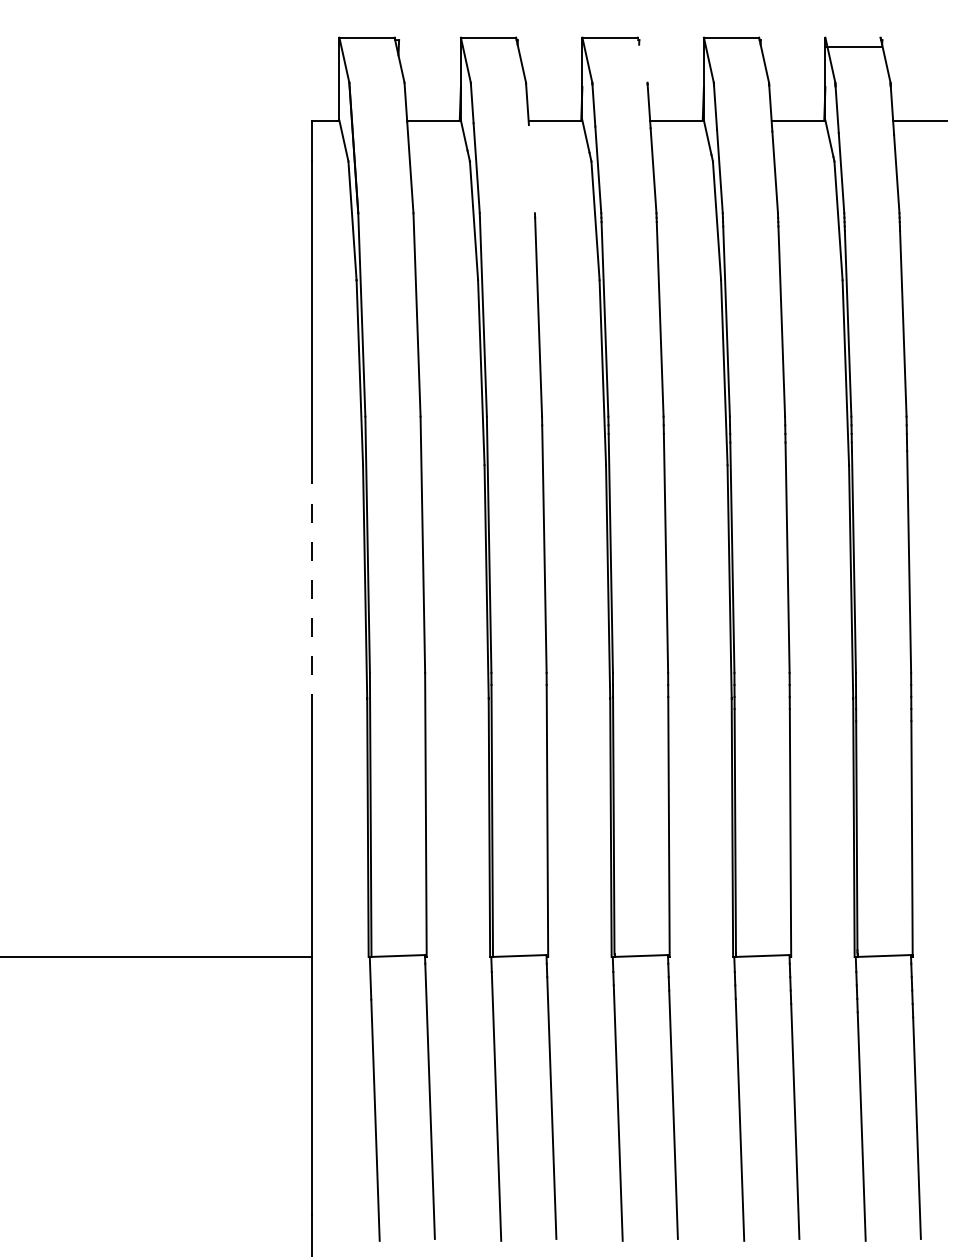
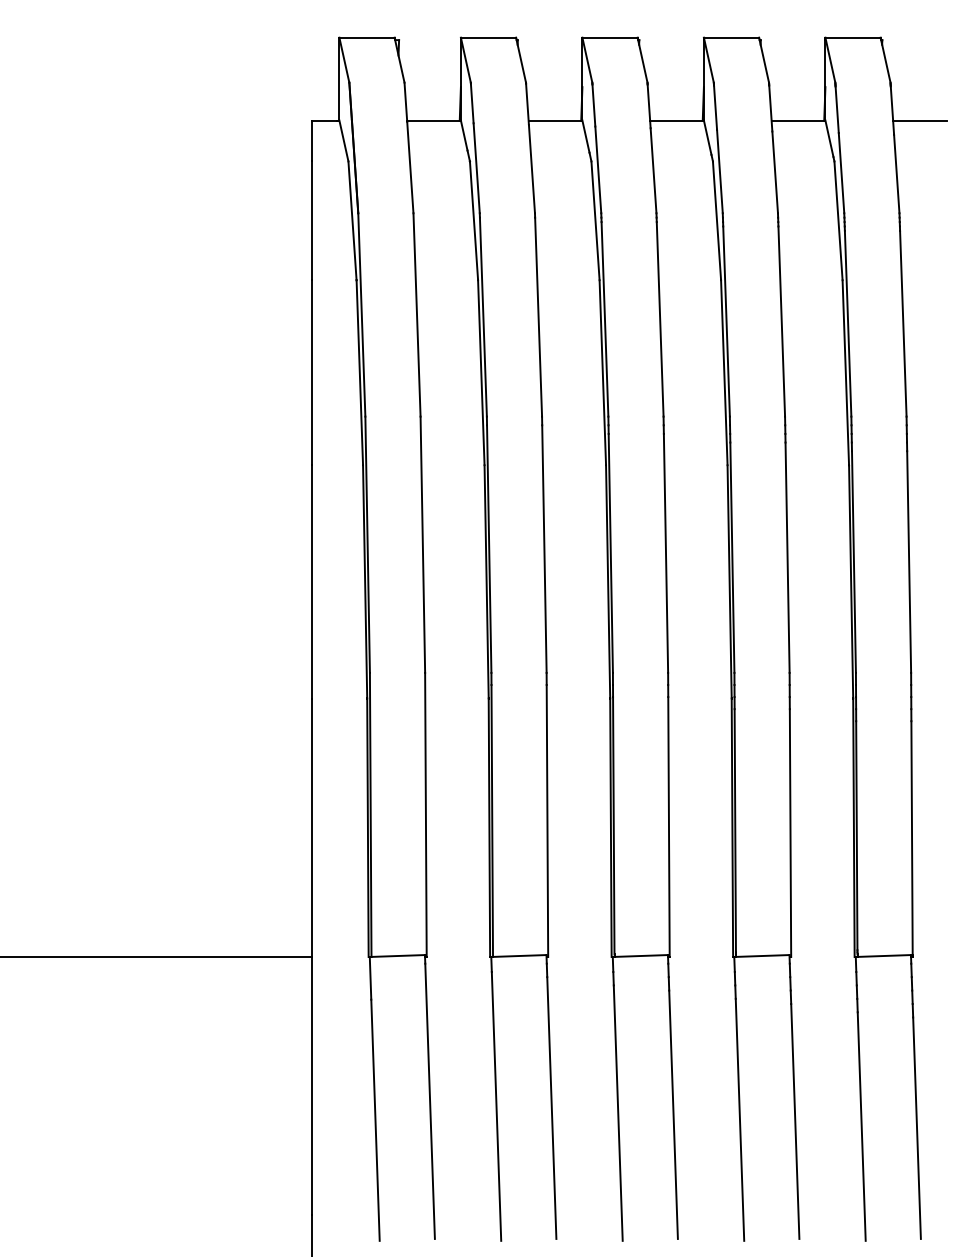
line position: (852, 46) -> (852, 37) (852, 37)
line: none -> present (642, 60)
line: none -> present (531, 169)
line: dashed -> solid (311, 581)
